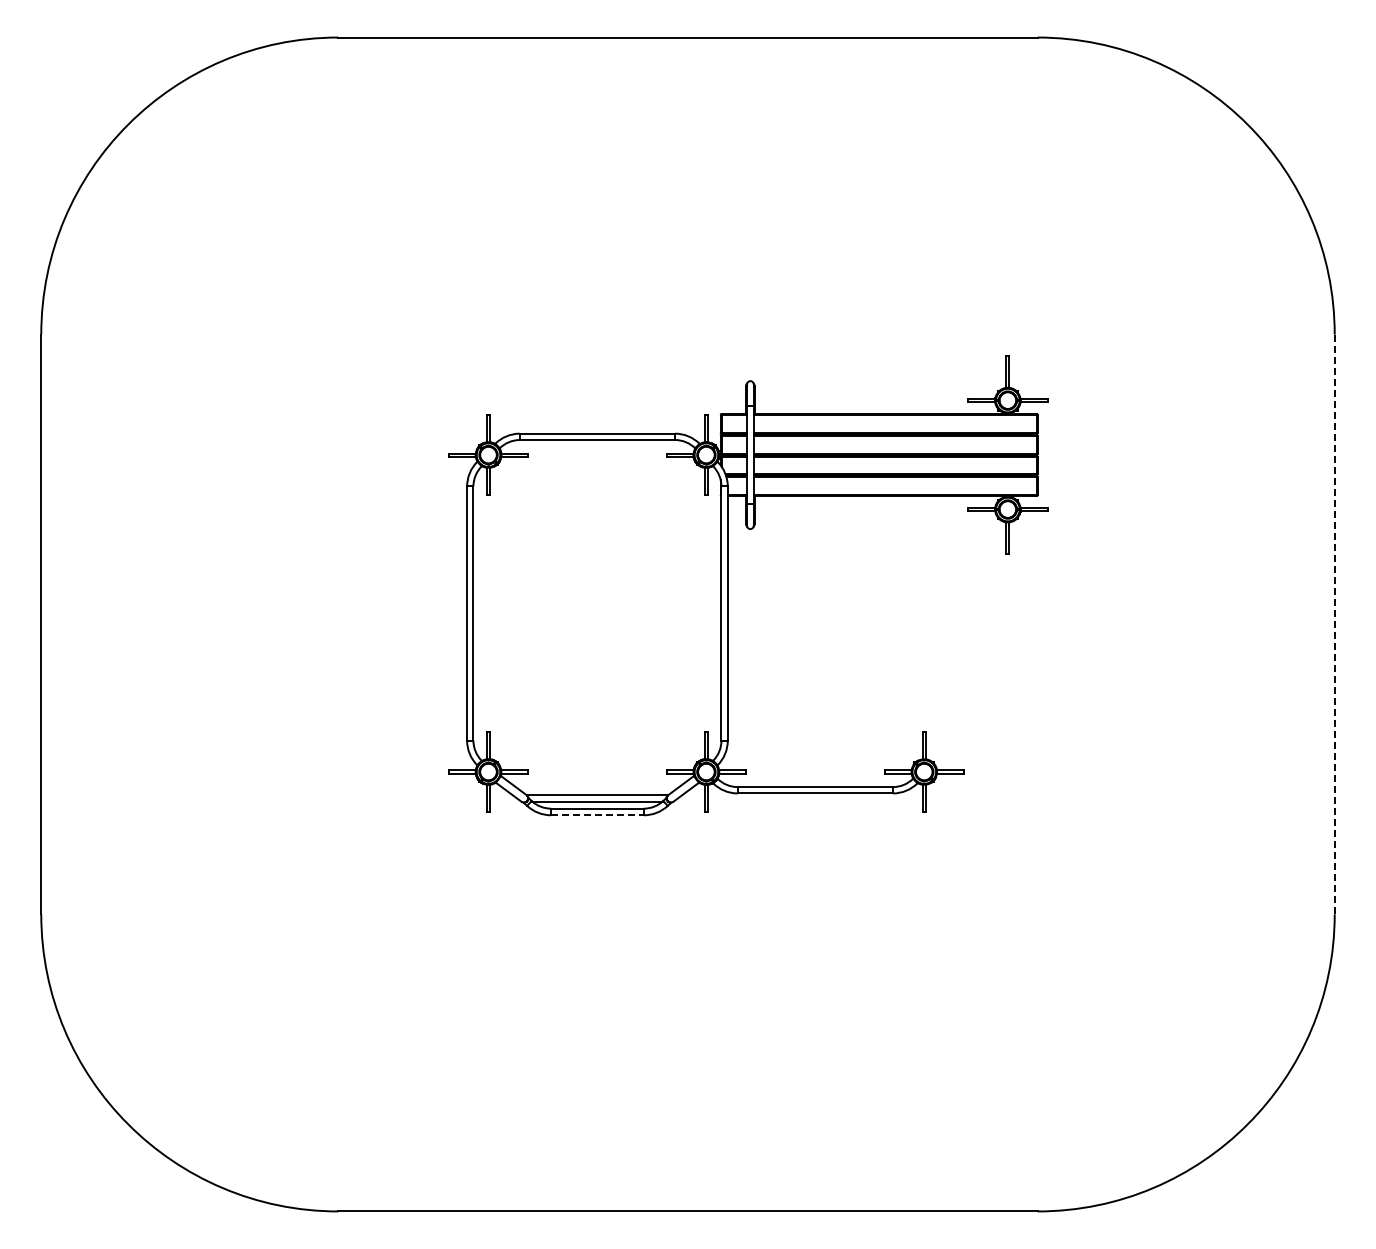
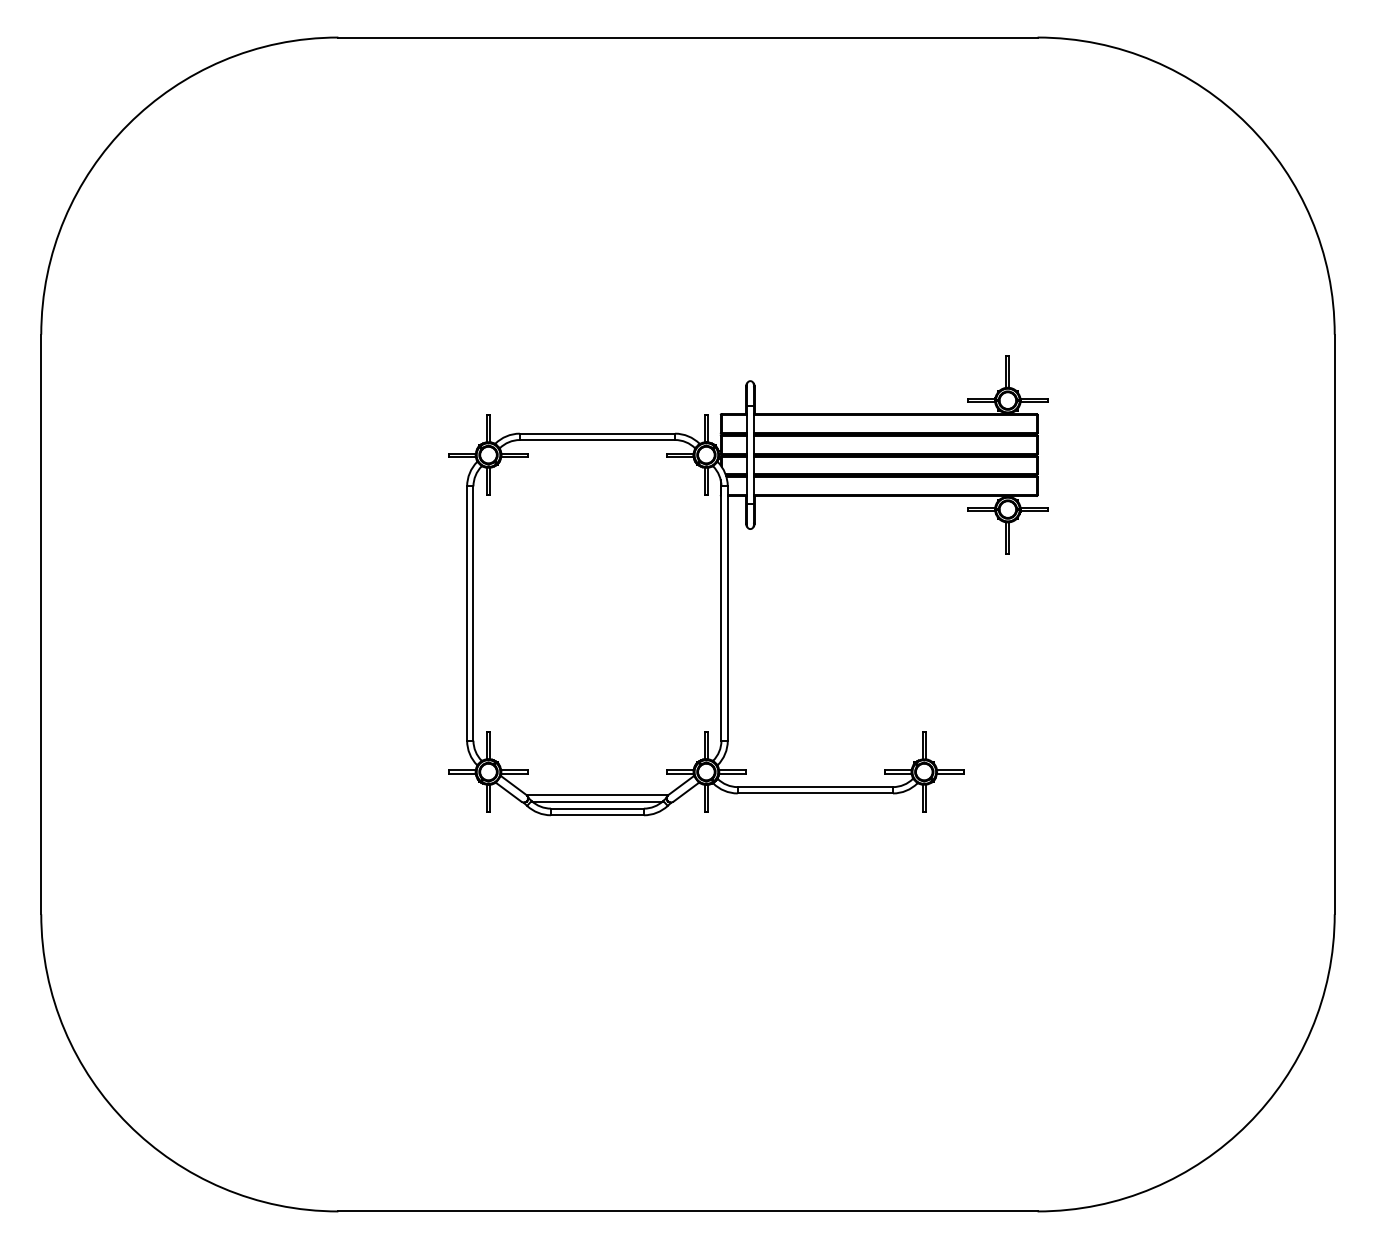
line: dashed -> solid (1334, 624)
line: dashed -> solid (597, 815)
